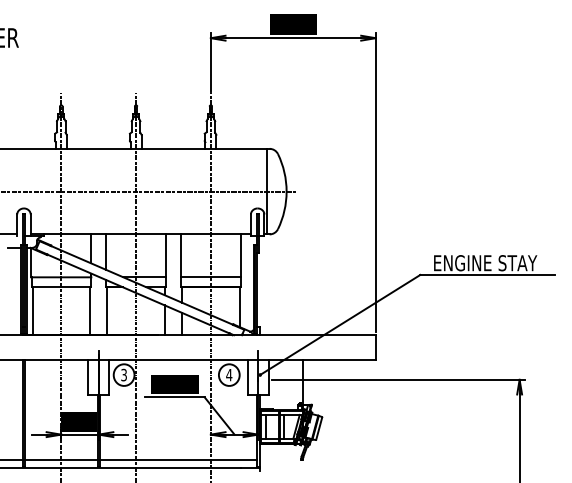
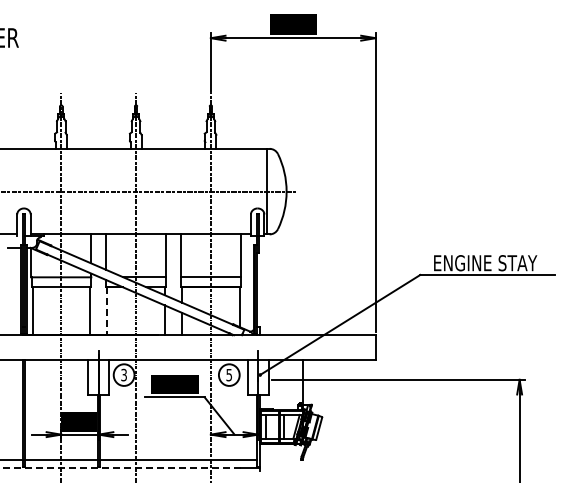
line: solid -> dashed (107, 311)
text: 4 -> 5 (229, 375)
line: solid -> dashed (120, 468)
